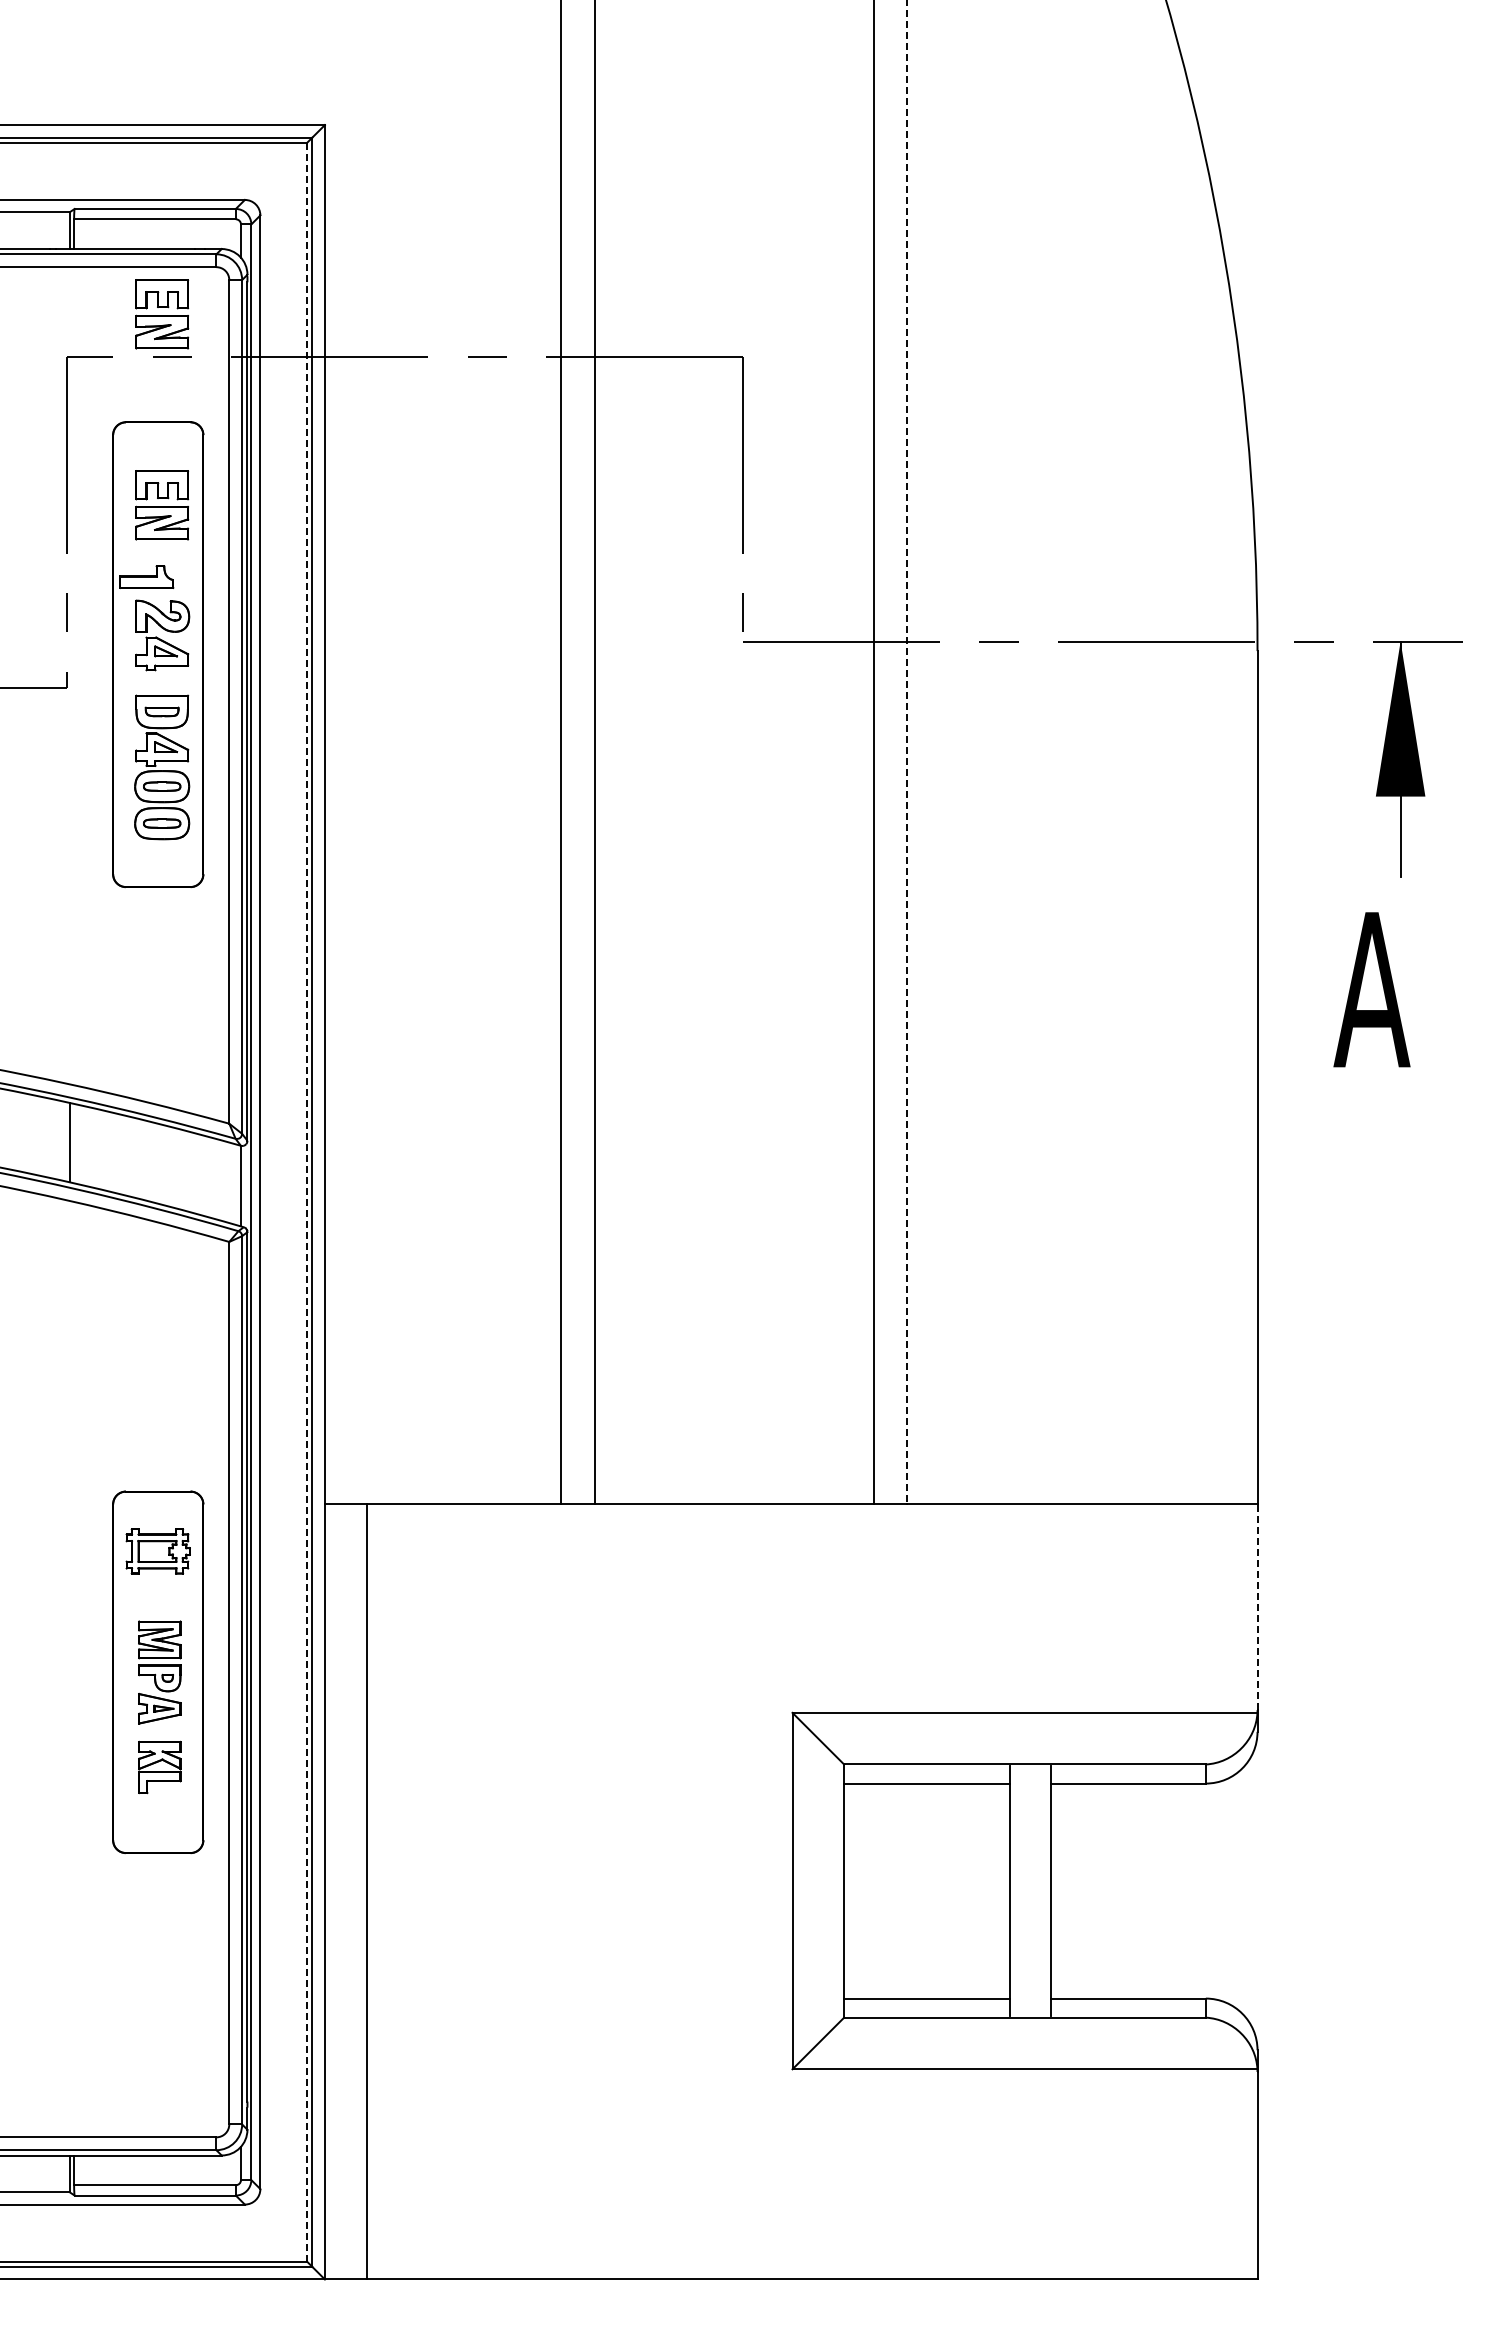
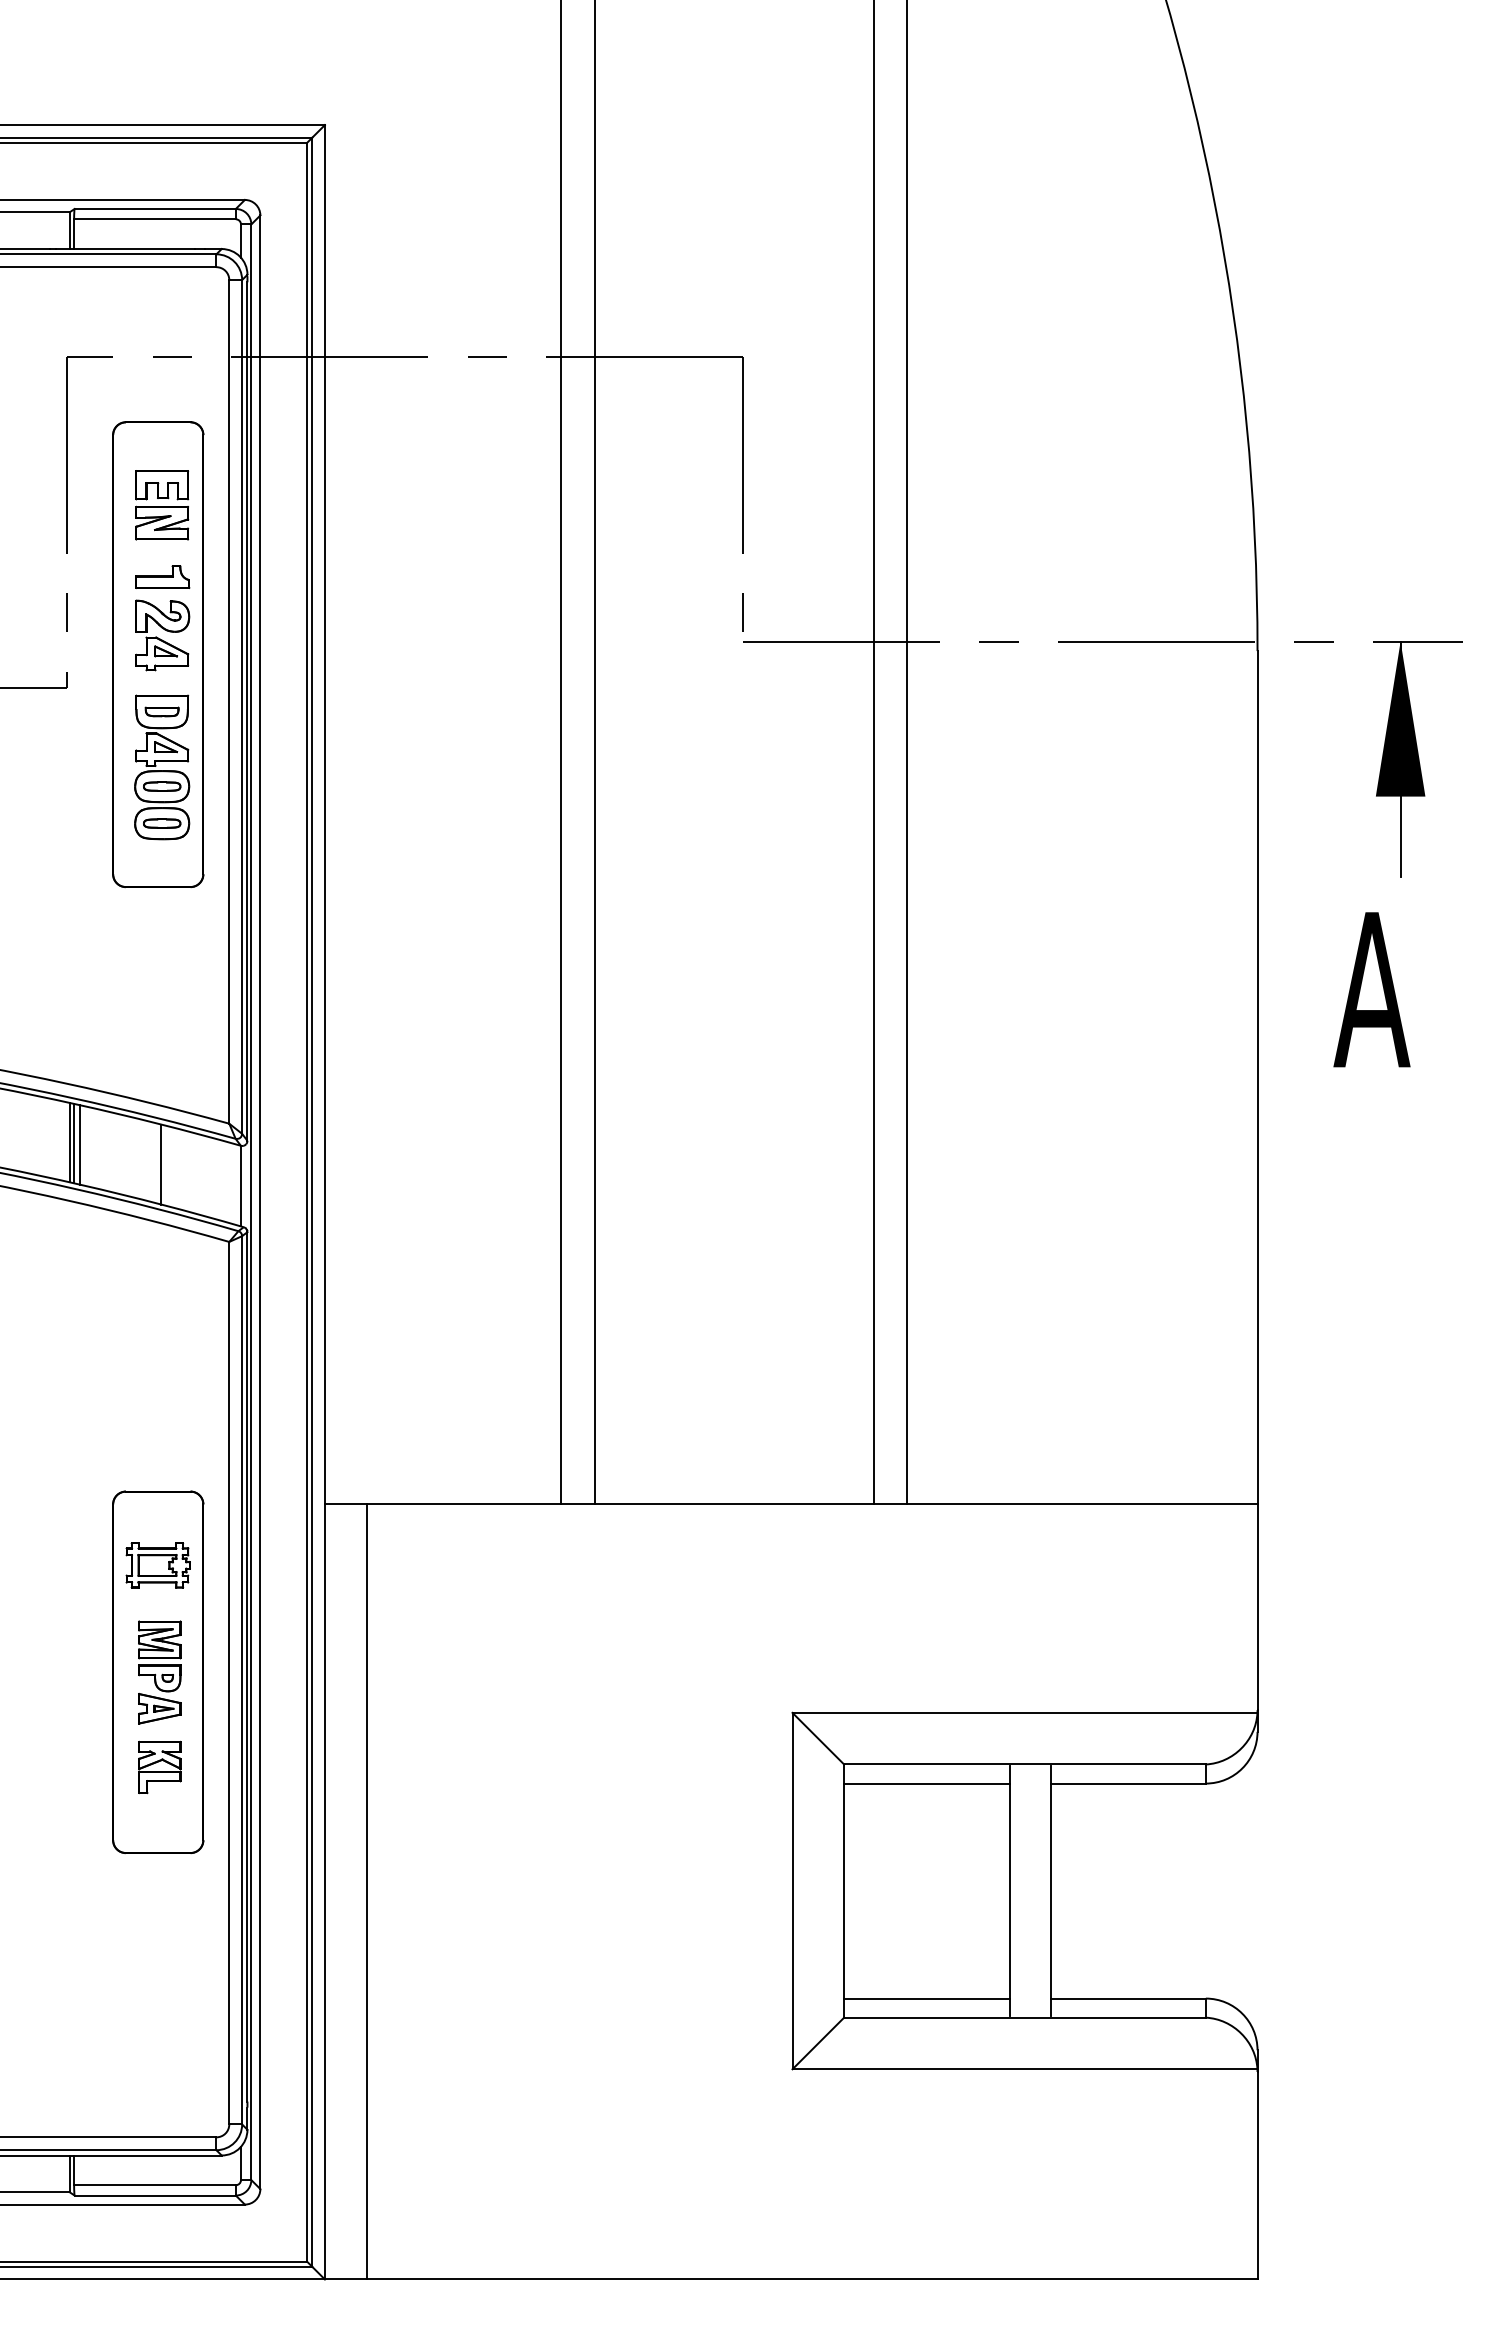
part: present -> none (162, 314)
part position: (146, 576) -> (162, 576) (162, 576)
line: dashed -> solid (906, 752)
line: none -> present (74, 1143)
line: none -> present (80, 1144)
line: none -> present (161, 1164)
line: dashed -> solid (307, 1201)
part position: (157, 1551) -> (157, 1565) (157, 1565)
line: dashed -> solid (1257, 1606)
